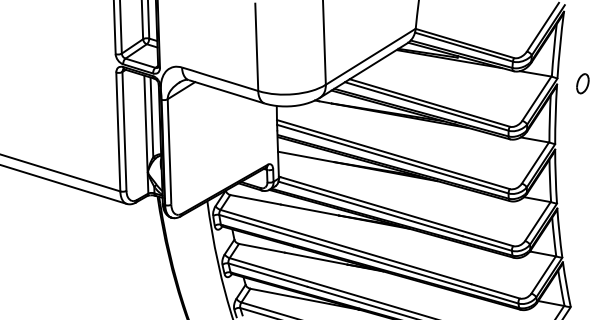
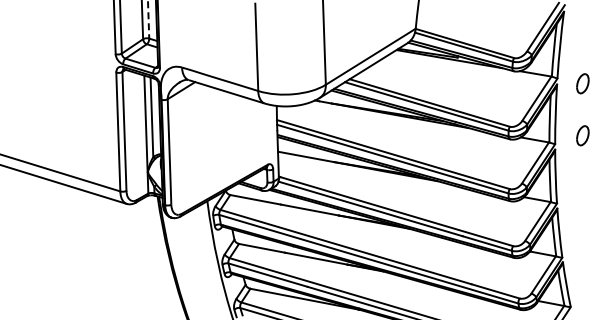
line: solid -> dashed (148, 19)
part: none -> present (582, 135)
